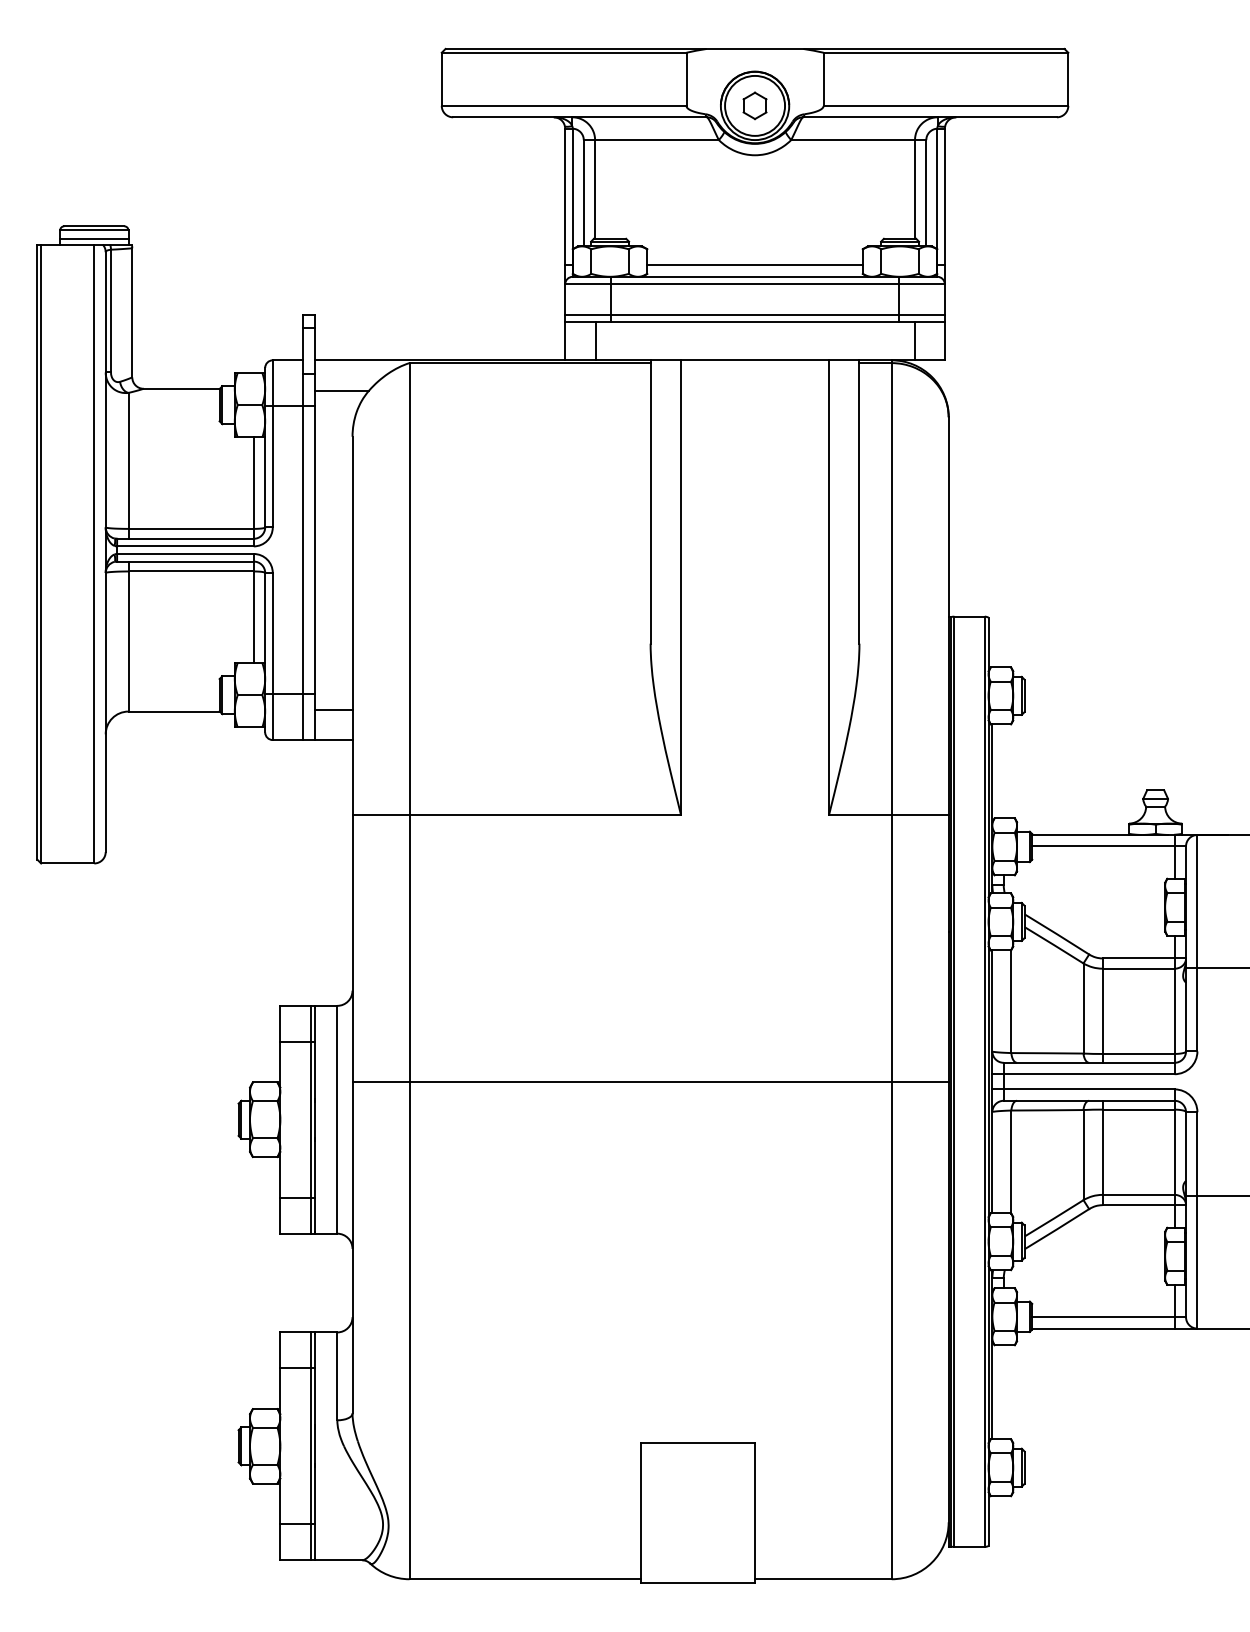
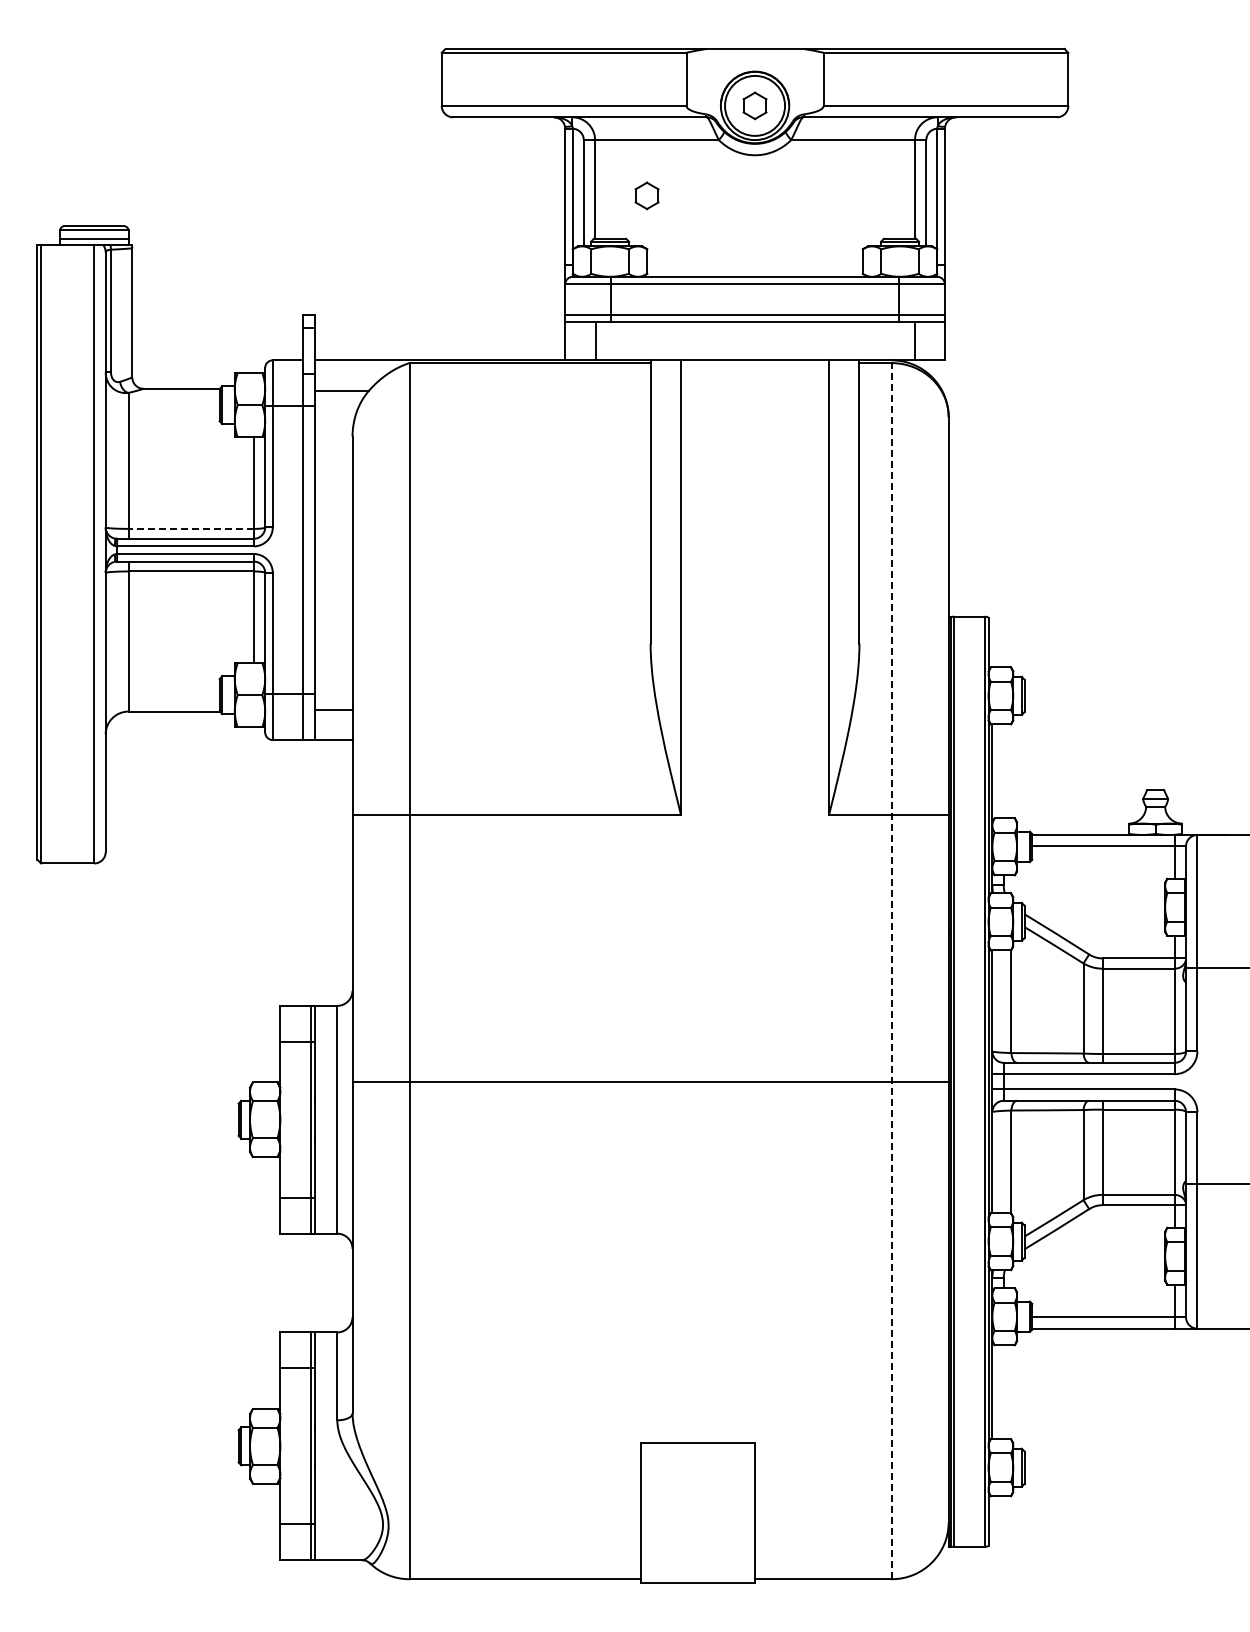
part: none -> present (646, 195)
line: present -> none (754, 265)
line: solid -> dashed (191, 528)
line: solid -> dashed (891, 969)
line position: (1216, 1195) -> (1216, 1183) (1216, 1183)
